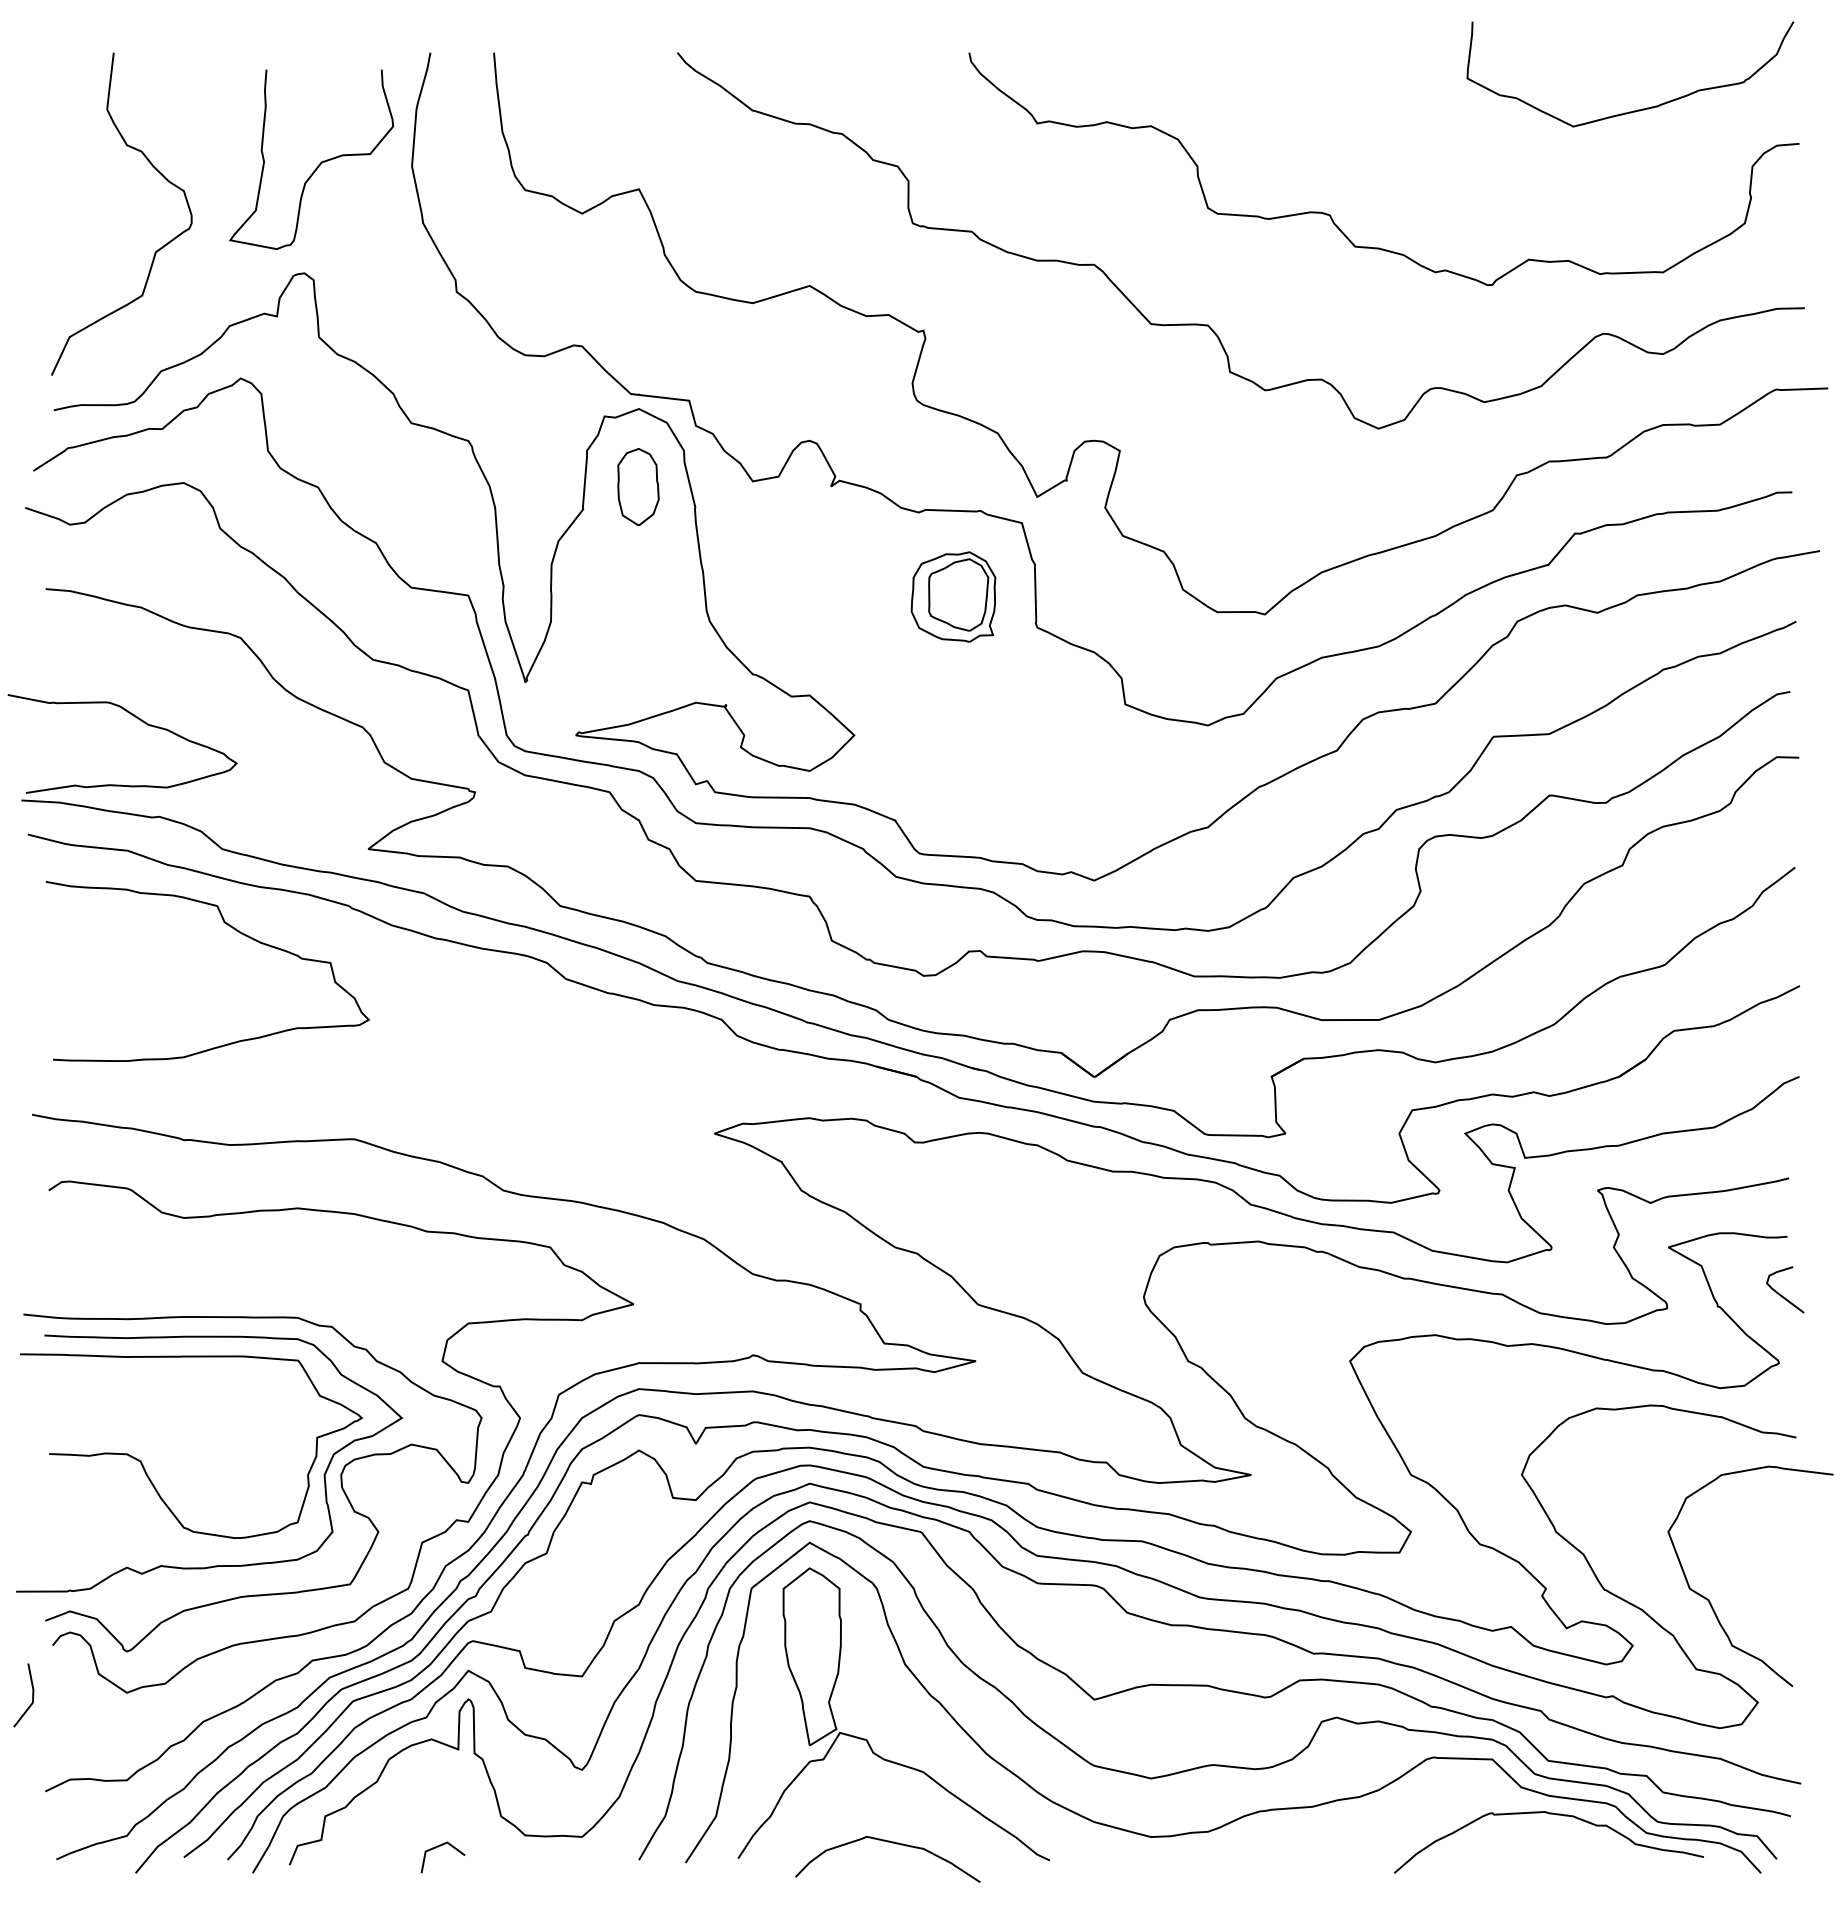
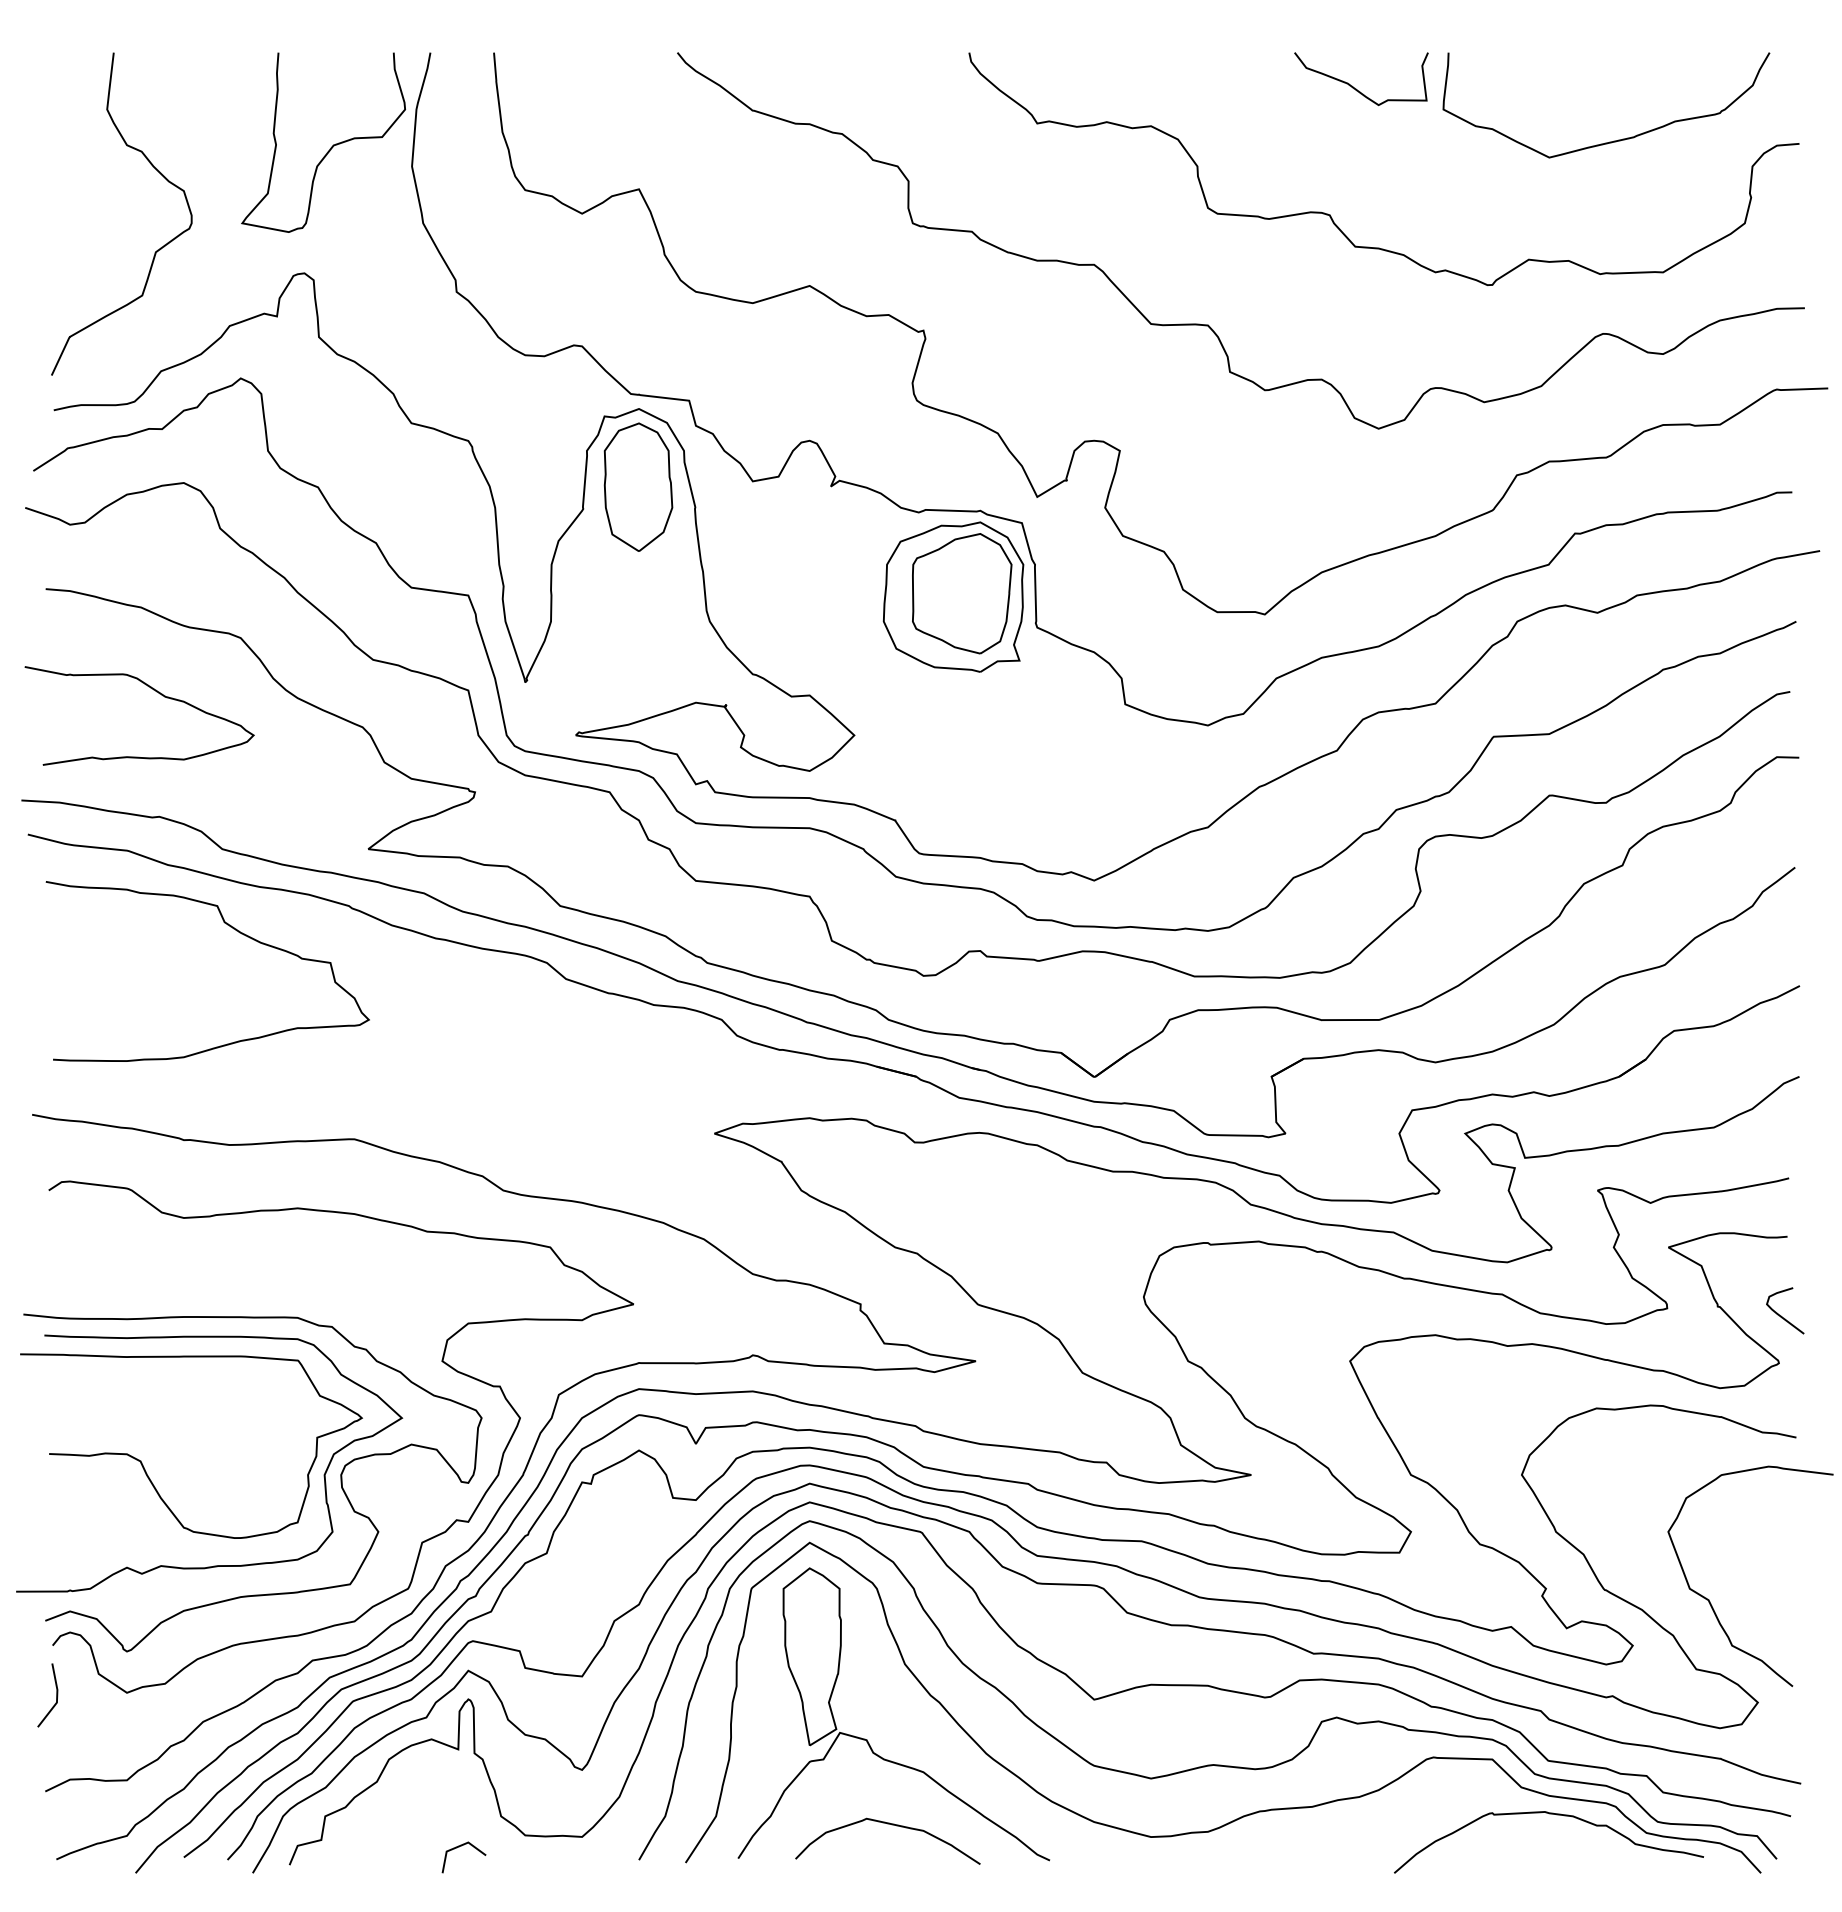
curve: none -> present (1356, 88)
curve position: (1637, 109) -> (1613, 140) (1613, 140)
curve position: (318, 164) -> (330, 147) (330, 147)
part size: 43x79 px -> 71x130 px (638, 486)
part size: 87x92 px -> 143x152 px (953, 596)
curve position: (139, 720) -> (156, 692) (156, 692)
curve position: (1781, 1294) -> (1781, 1315) (1781, 1315)
line position: (32, 1695) -> (56, 1695) (56, 1695)
curve position: (892, 1843) -> (892, 1825) (892, 1825)
line position: (438, 1847) -> (459, 1847) (459, 1847)
